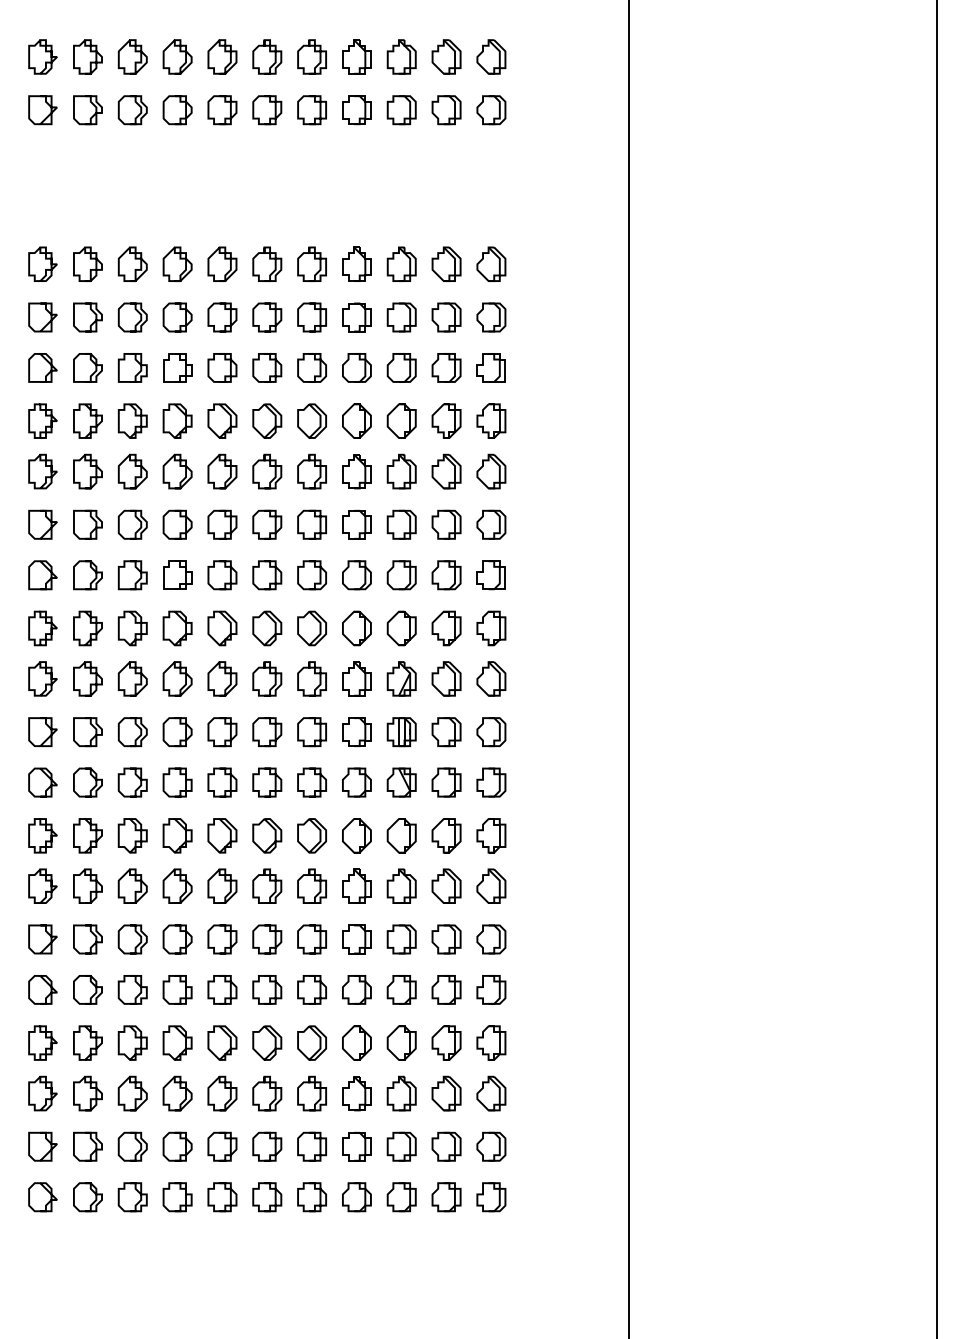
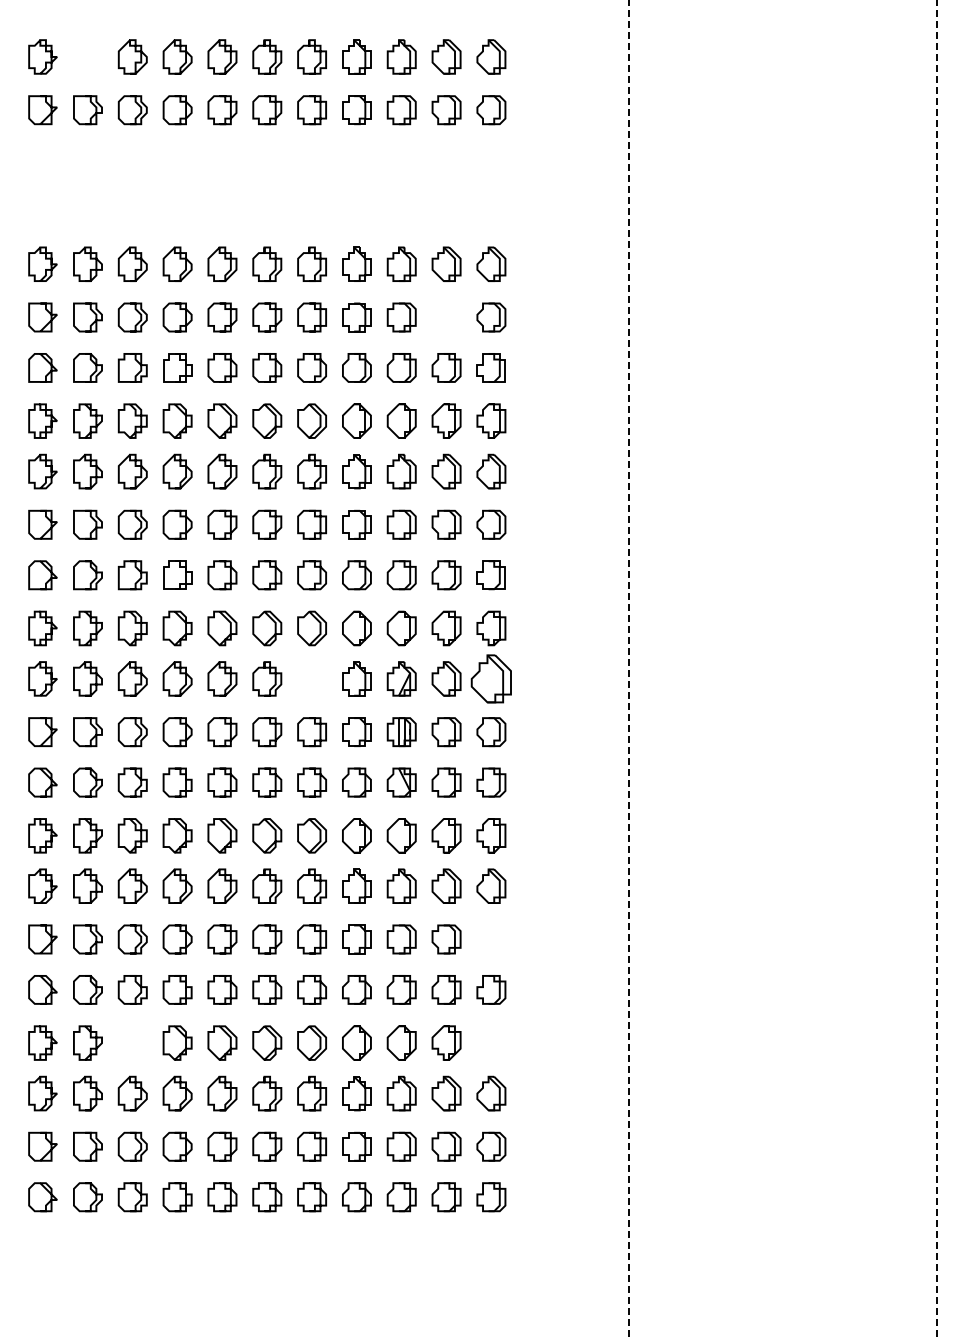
curve: present -> none (90, 52)
part: present -> none (446, 317)
line: solid -> dashed (628, 668)
line: solid -> dashed (936, 668)
curve: present -> none (314, 674)
part size: 31x36 px -> 42x50 px (490, 678)
part: present -> none (491, 939)
curve: present -> none (134, 1038)
part: present -> none (491, 1042)
